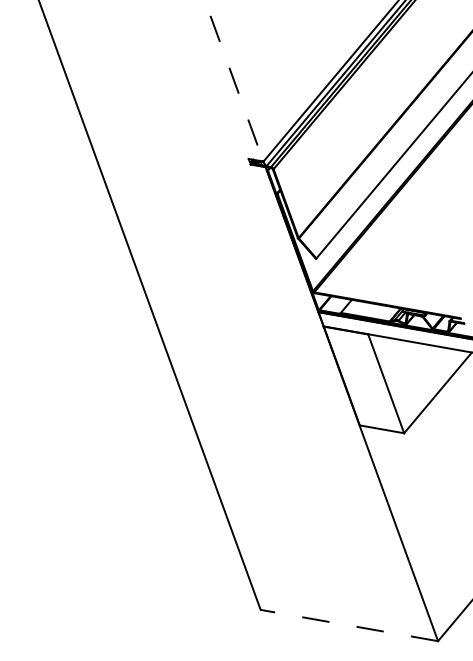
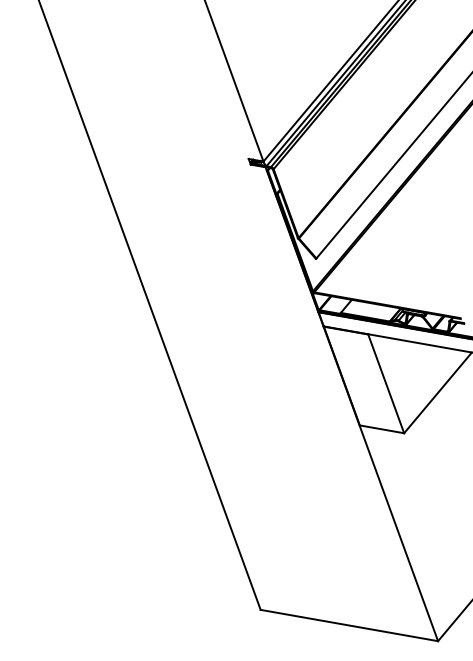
line: dashed -> solid (234, 81)
line: dashed -> solid (348, 625)
